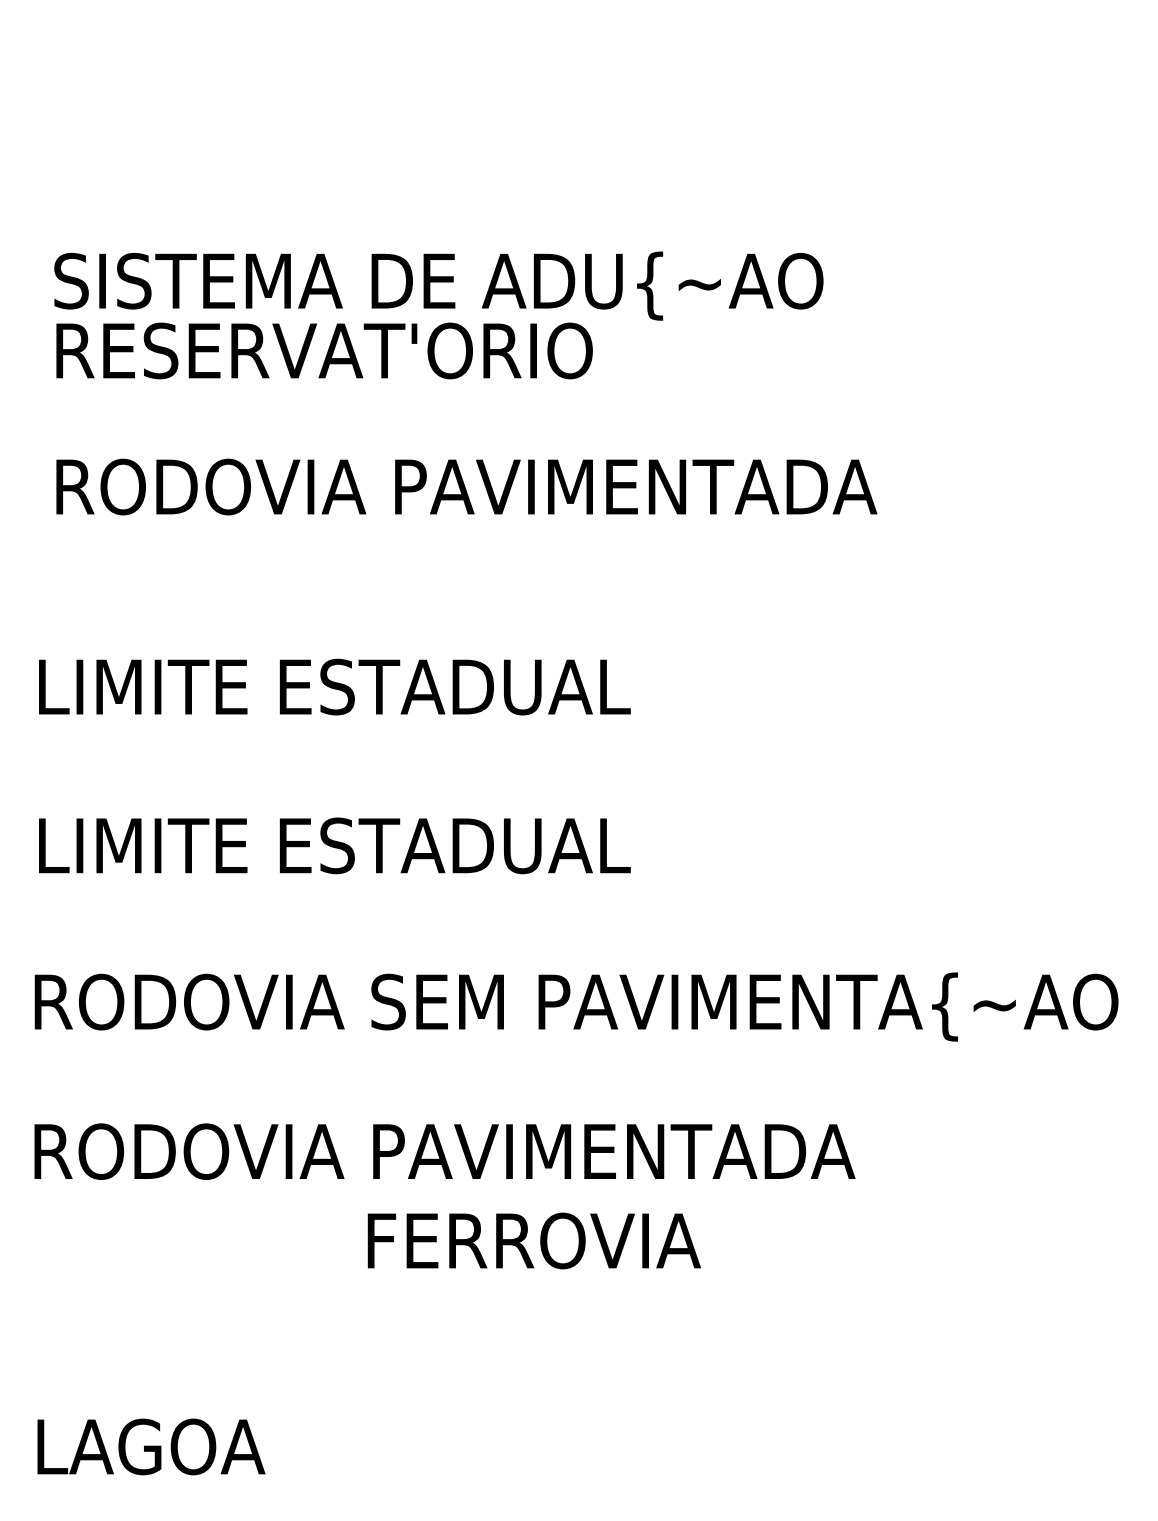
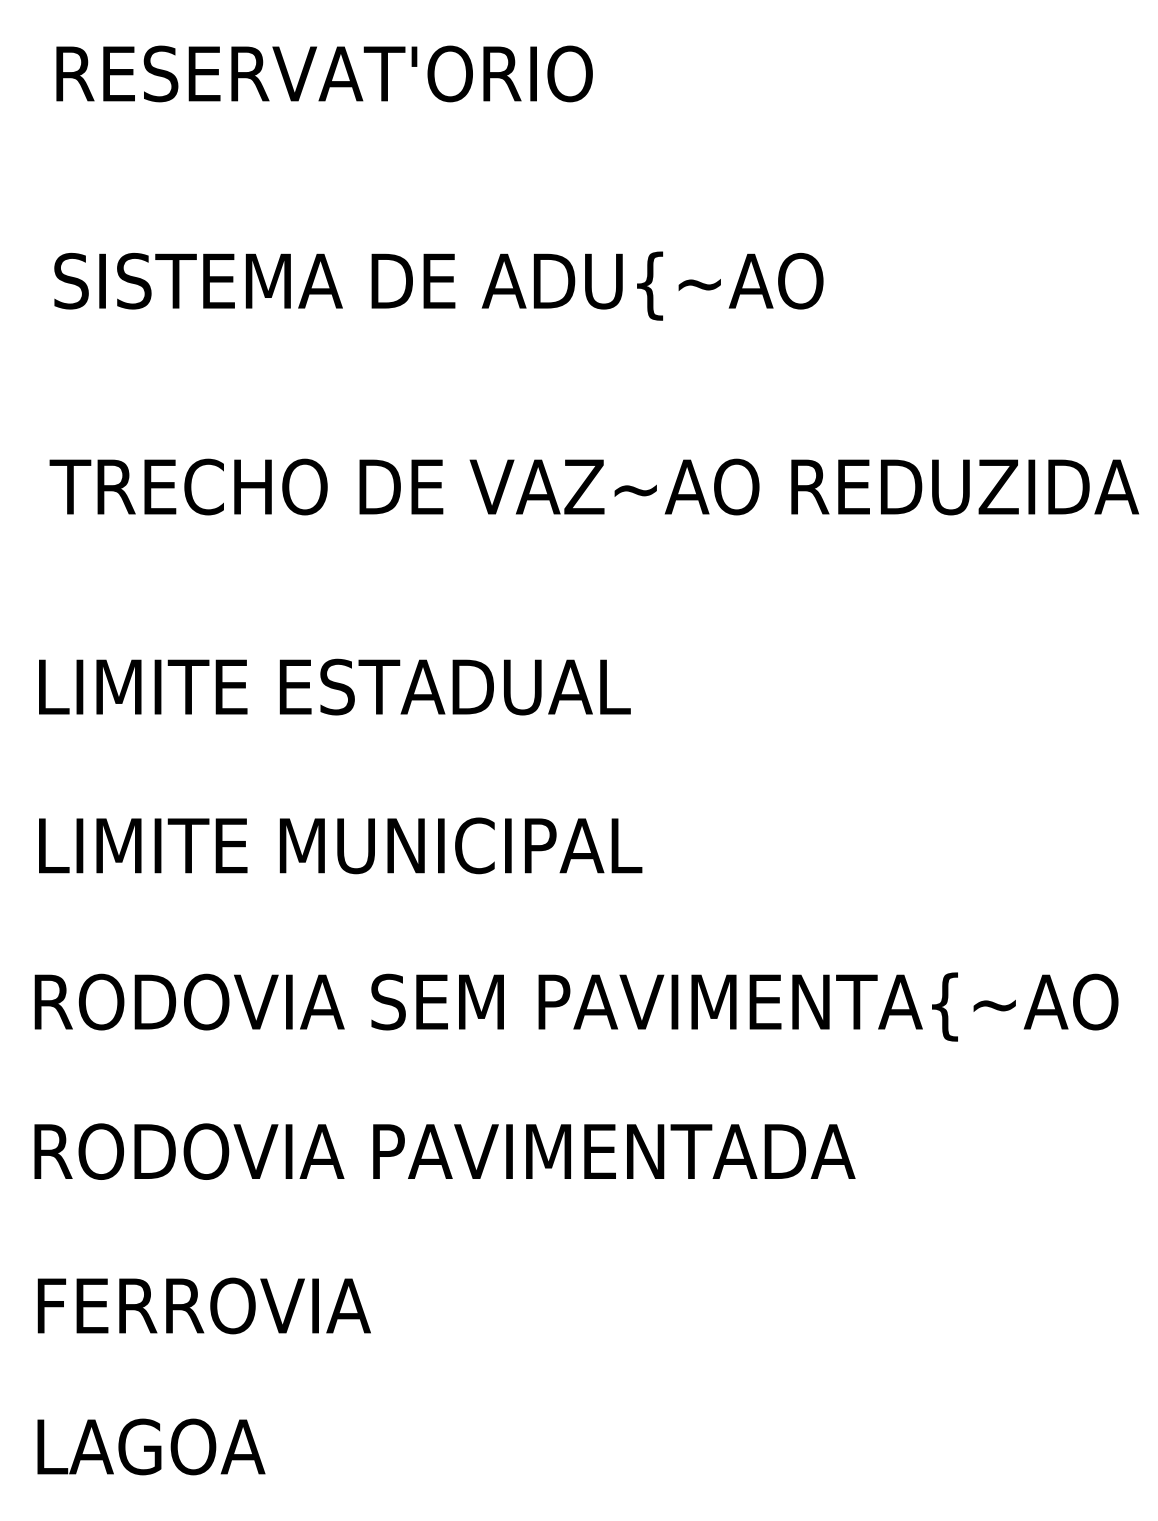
text position: (324, 350) -> (324, 73) (324, 73)
text: RODOVIA PAVIMENTADA -> TRECHO DE VAZ~AO REDUZIDA (594, 486)
text: LIMITE ESTADUAL -> LIMITE MUNICIPAL (464, 845)
text position: (533, 1240) -> (203, 1305) (203, 1305)
